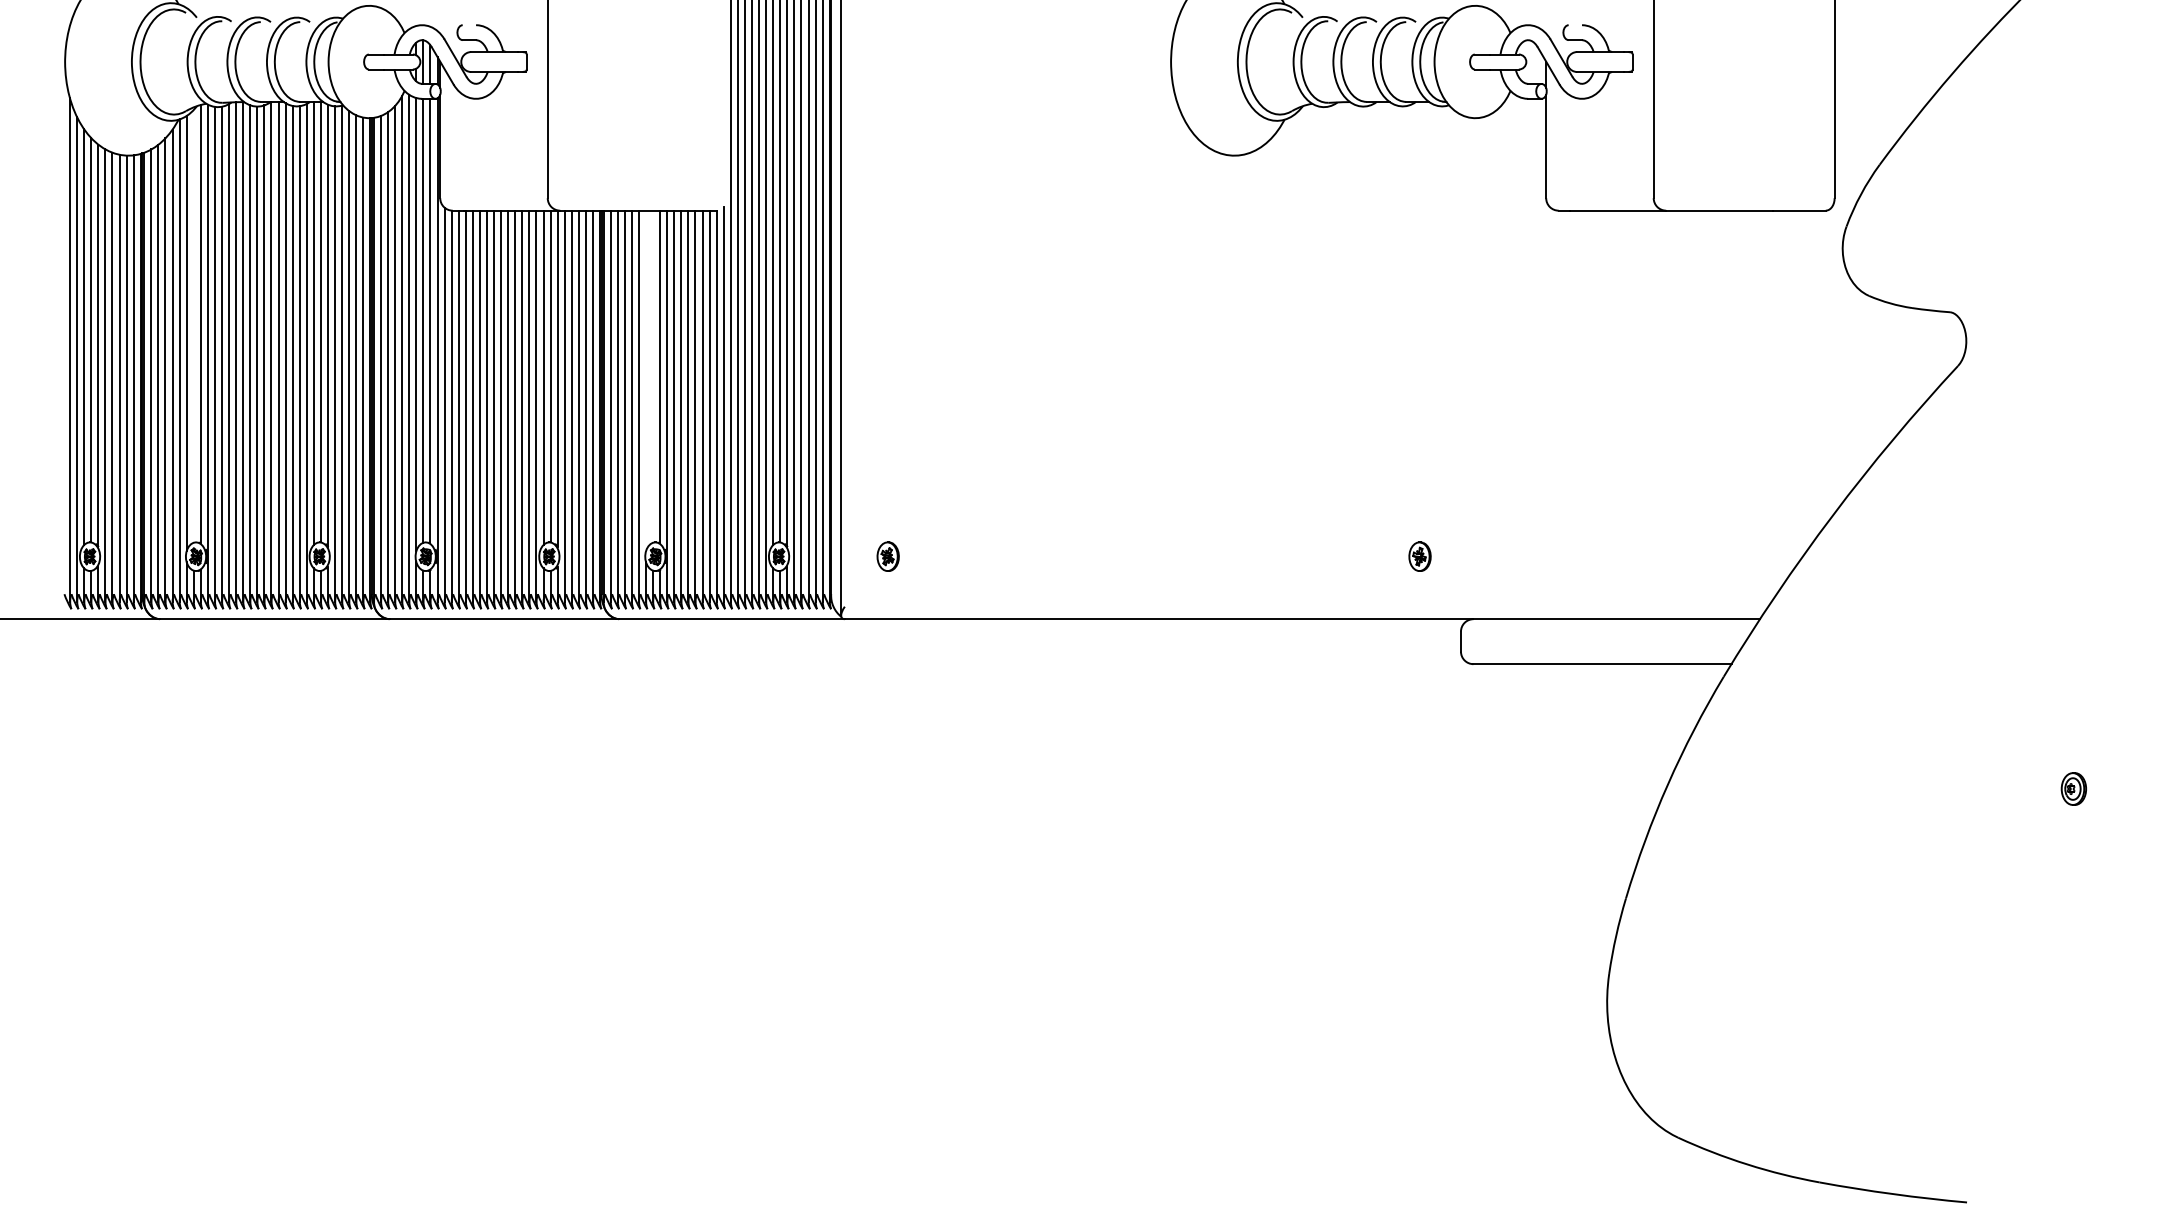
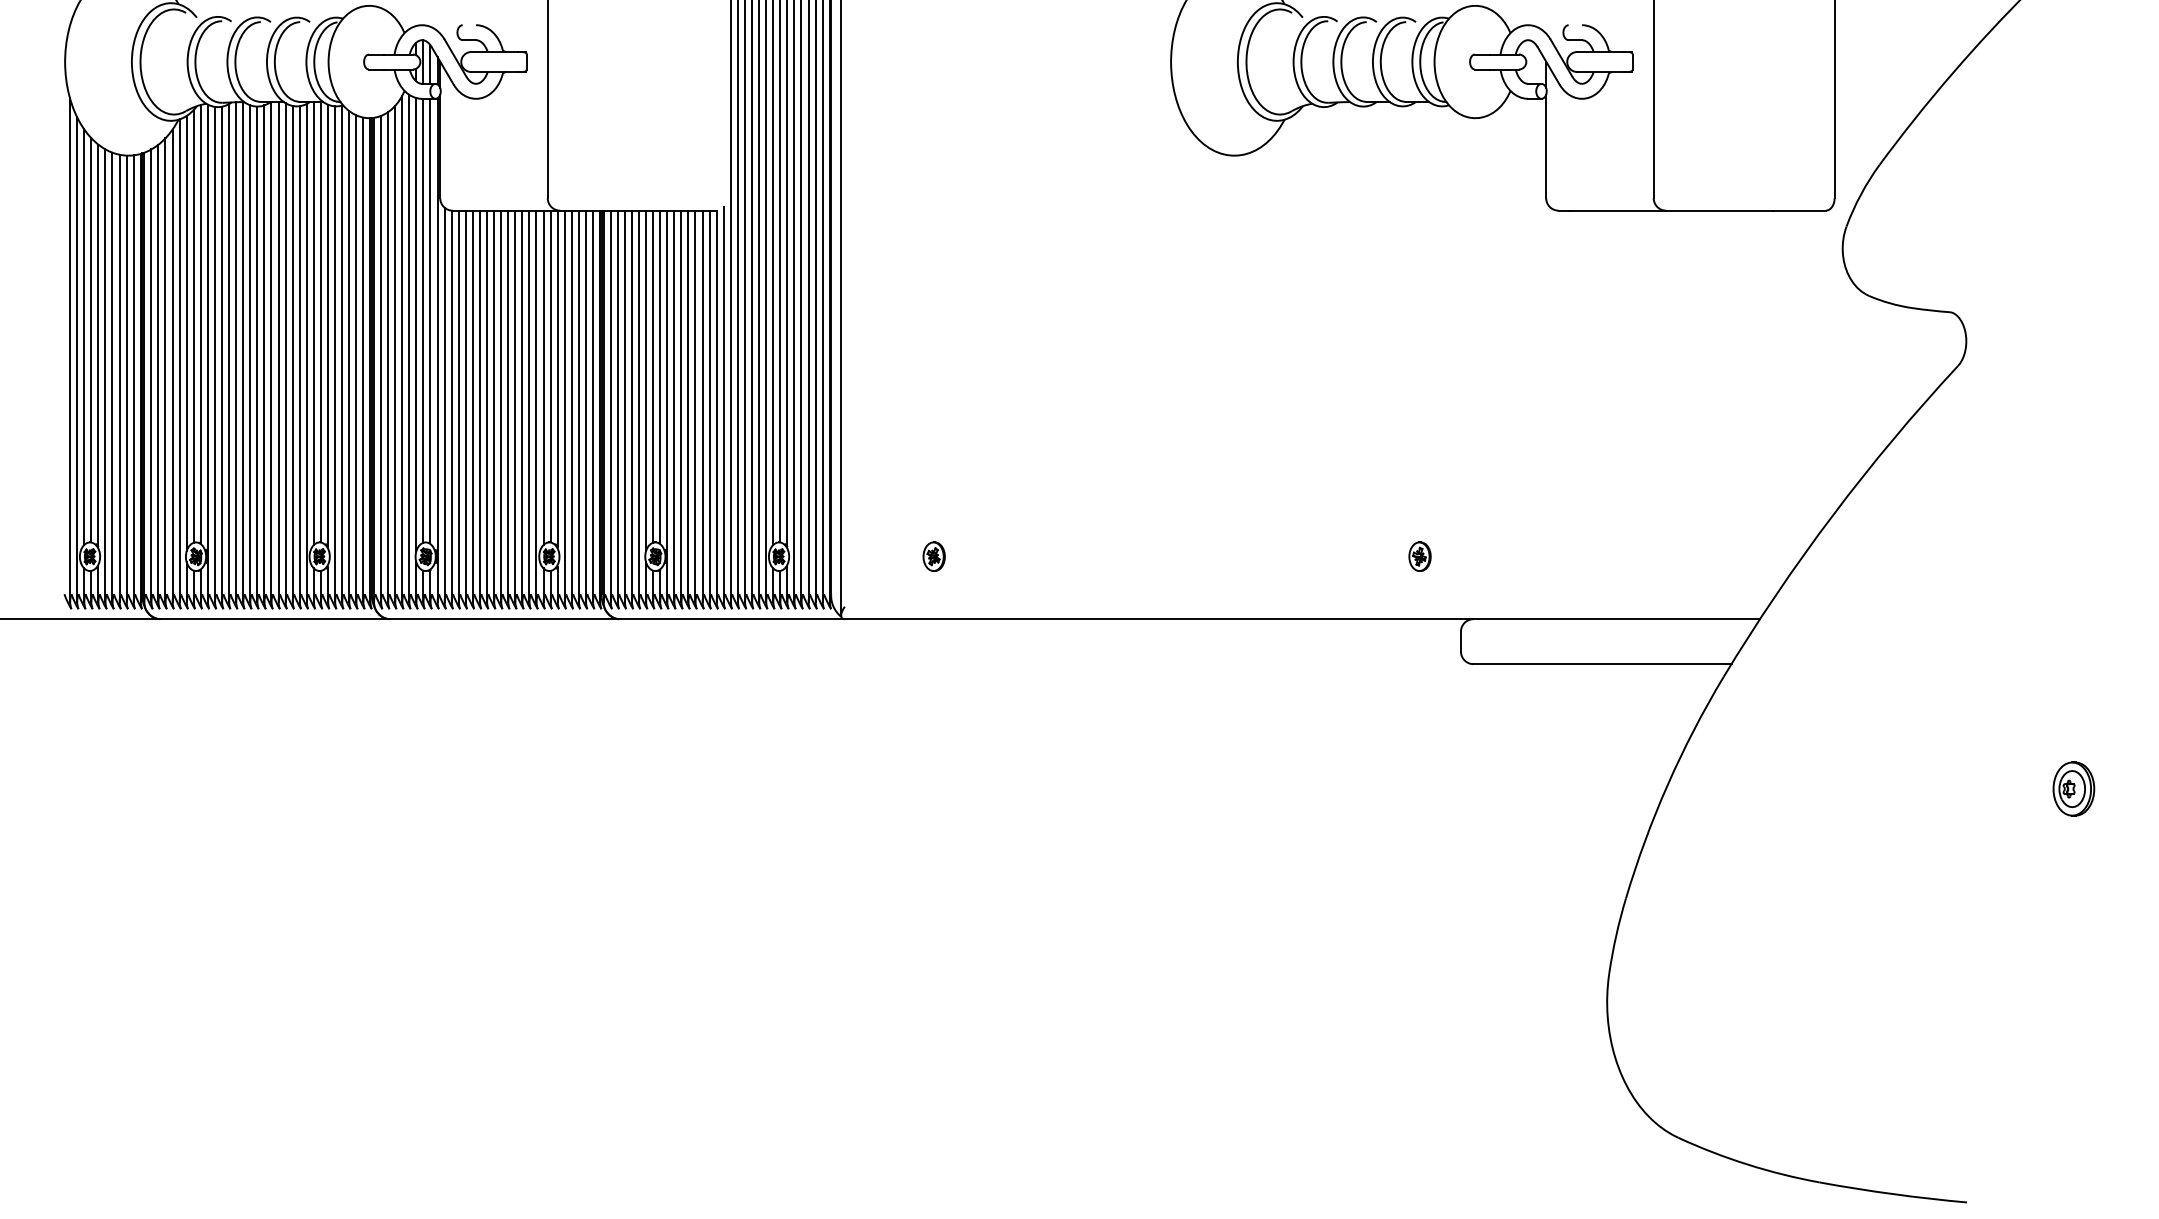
line: none -> present (193, 326)
line: none -> present (653, 376)
line: none -> present (645, 380)
part position: (887, 556) -> (933, 556) (933, 556)
part size: 27x34 px -> 44x56 px (2073, 788)
